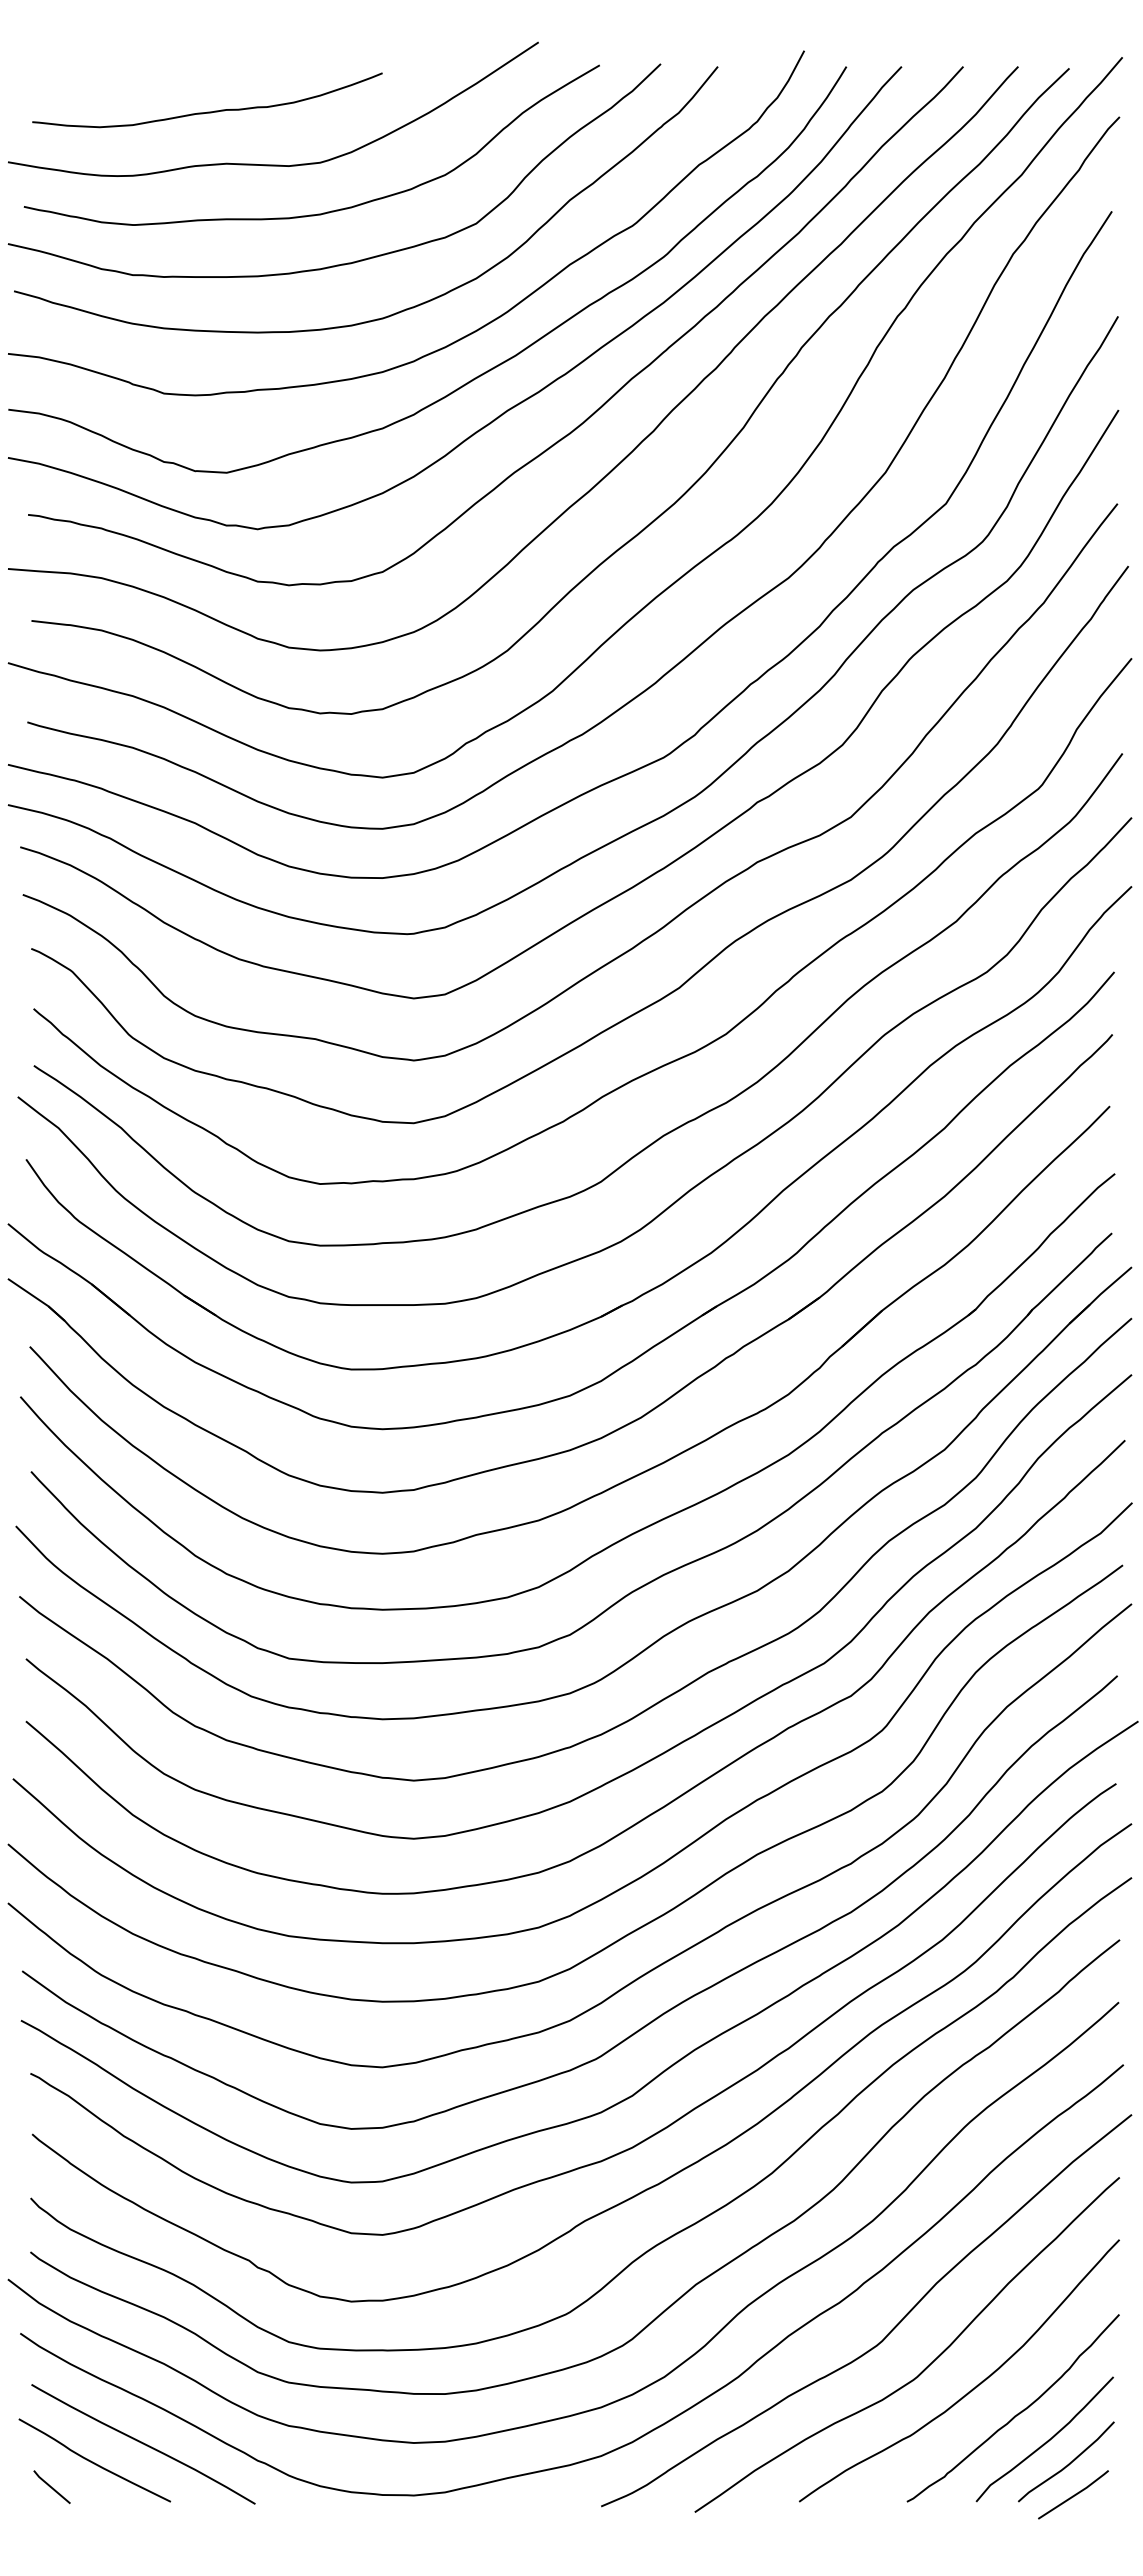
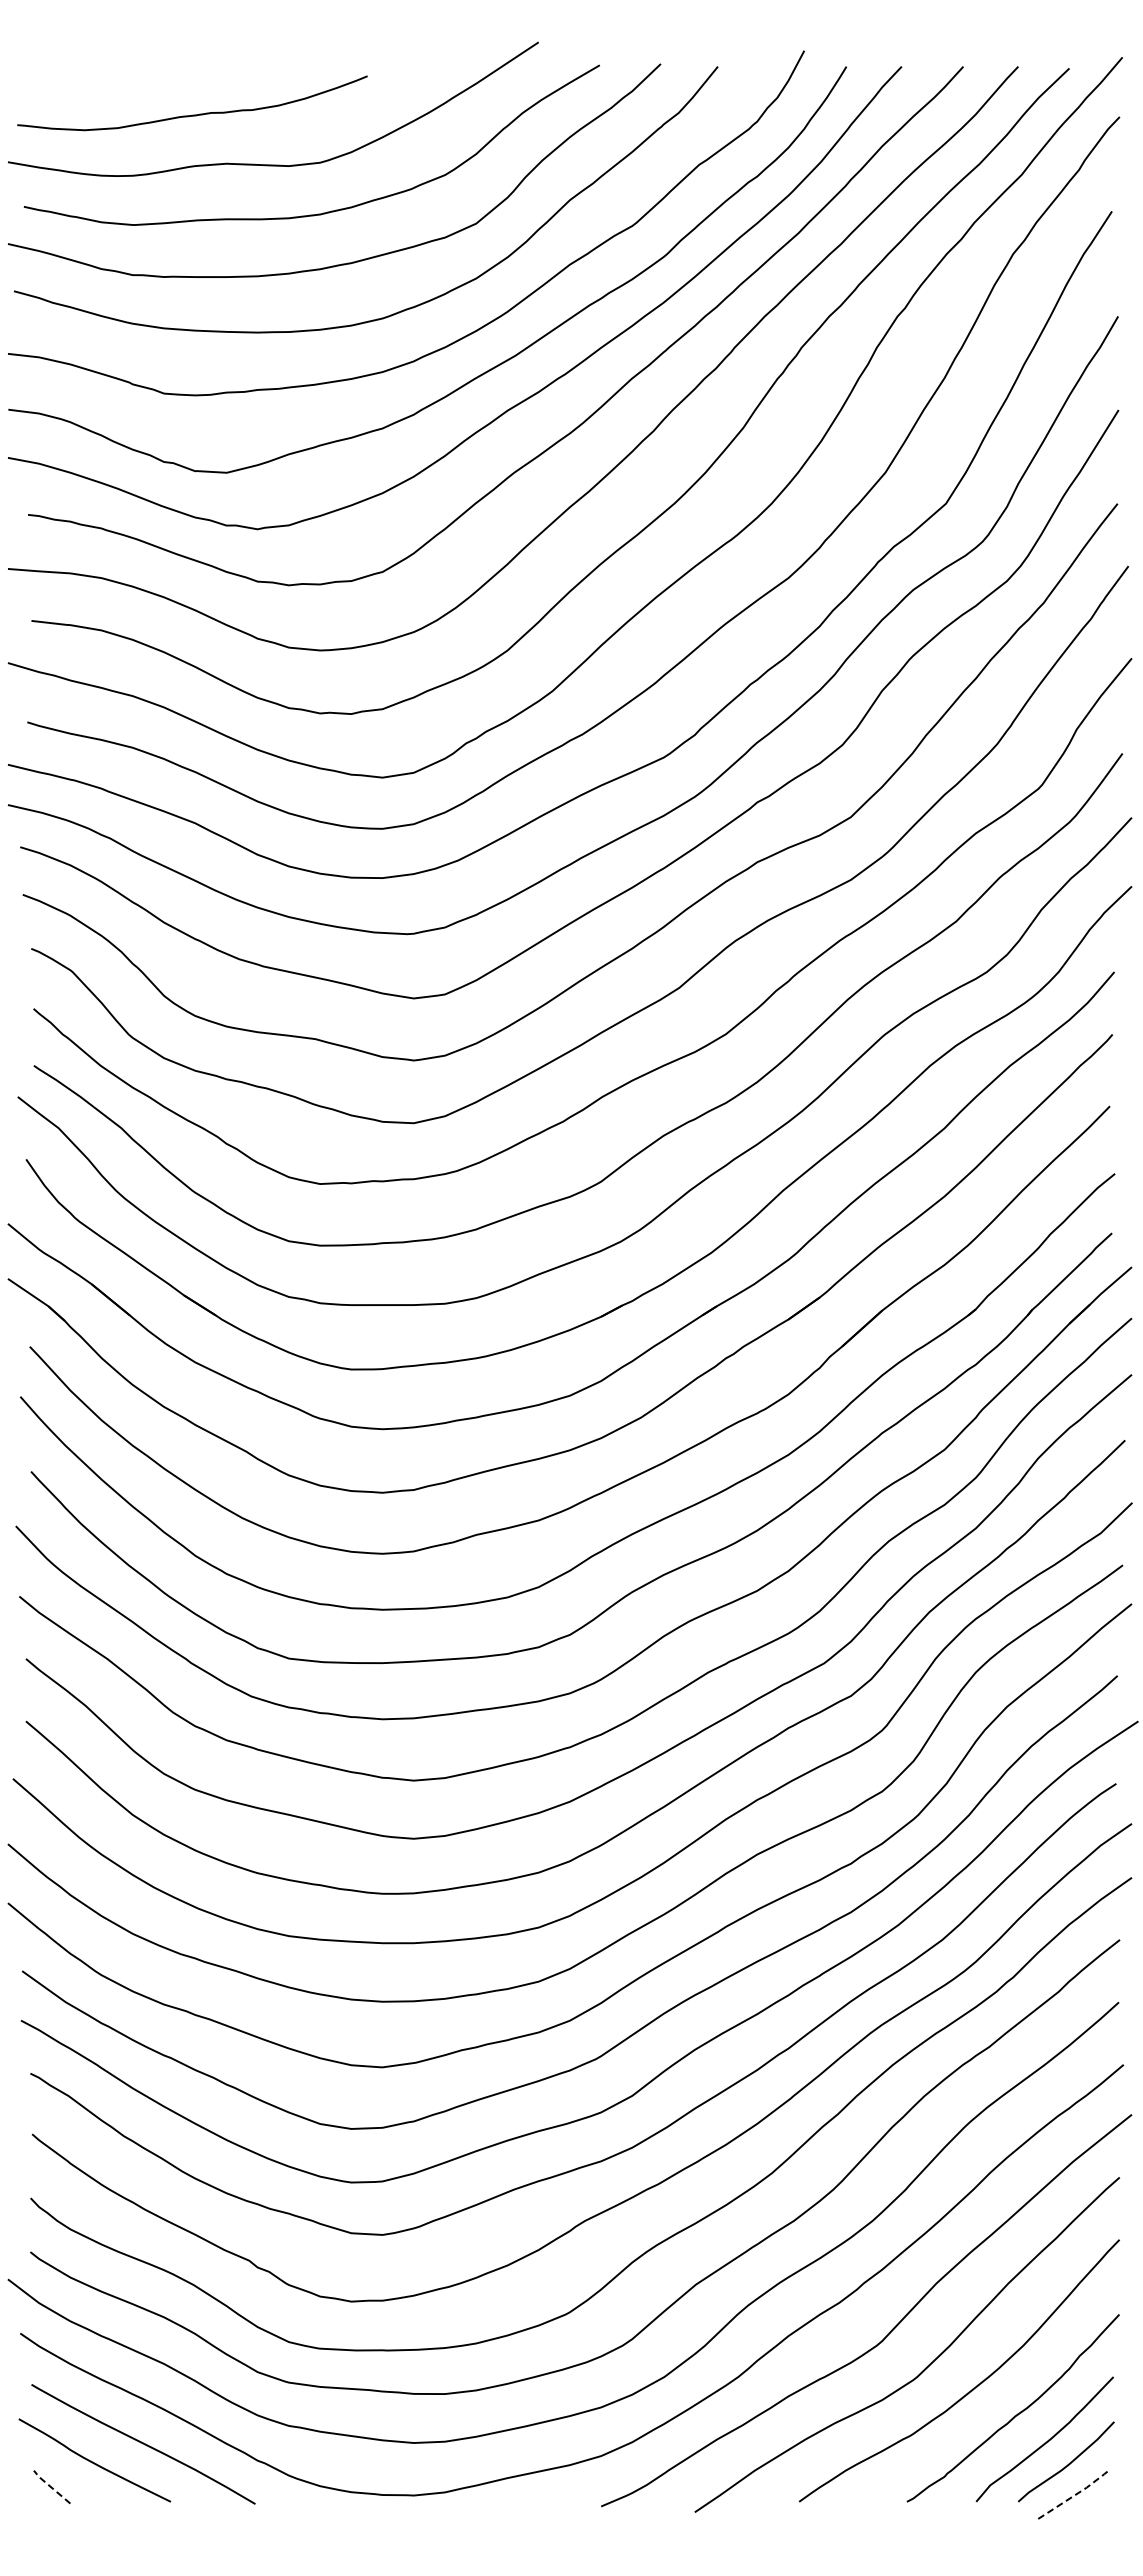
curve position: (207, 111) -> (192, 114) (192, 114)
line: solid -> dashed (50, 2486)
line: solid -> dashed (1075, 2494)
